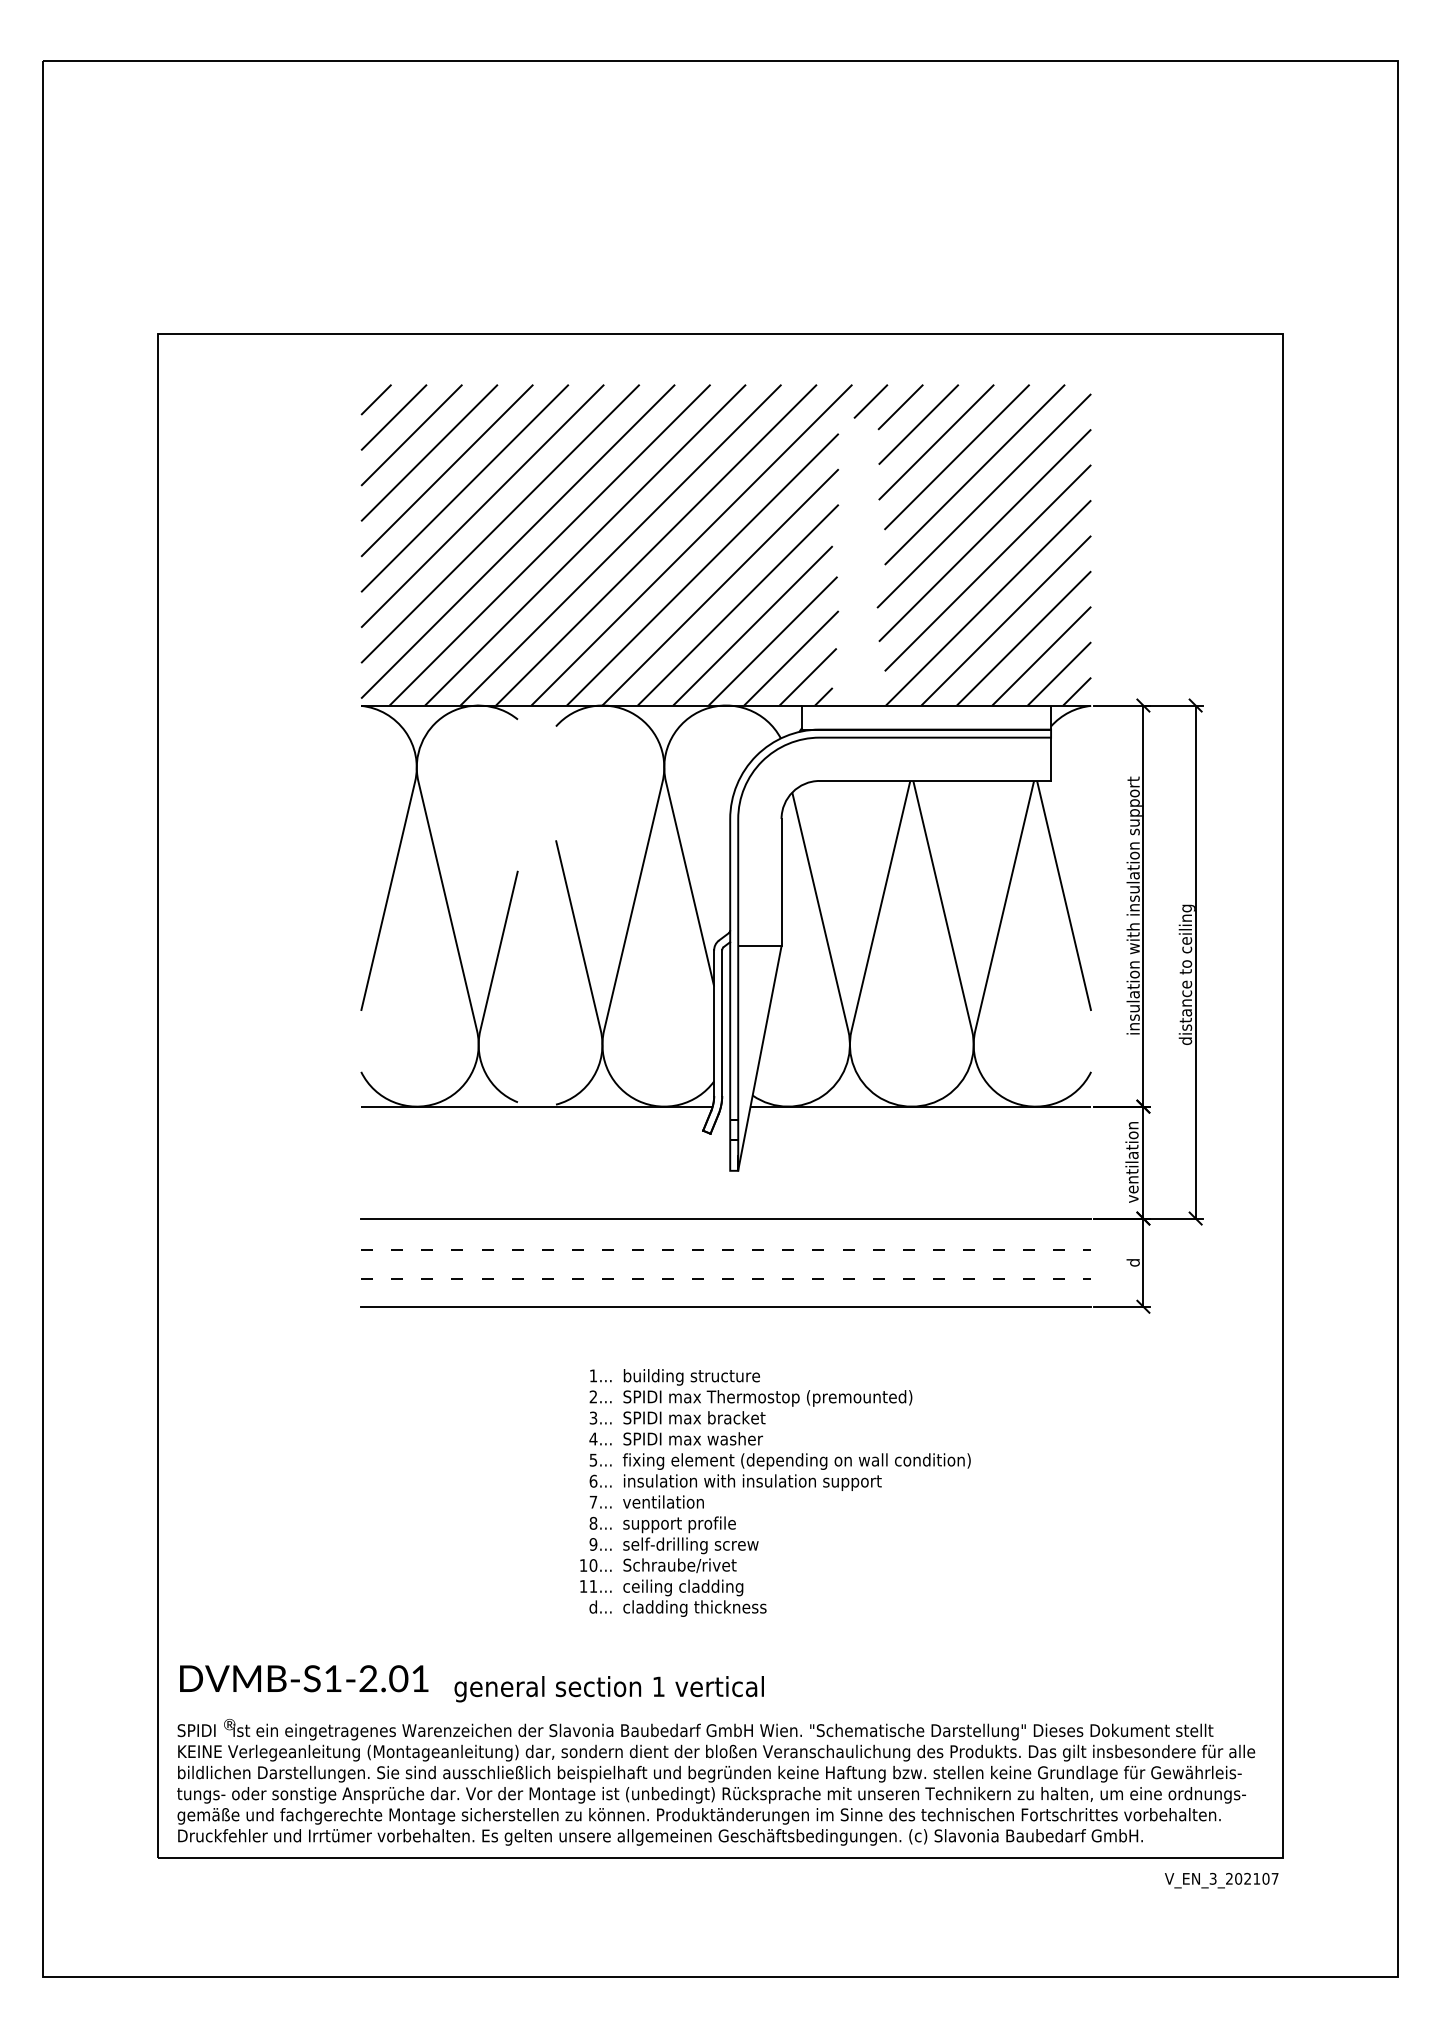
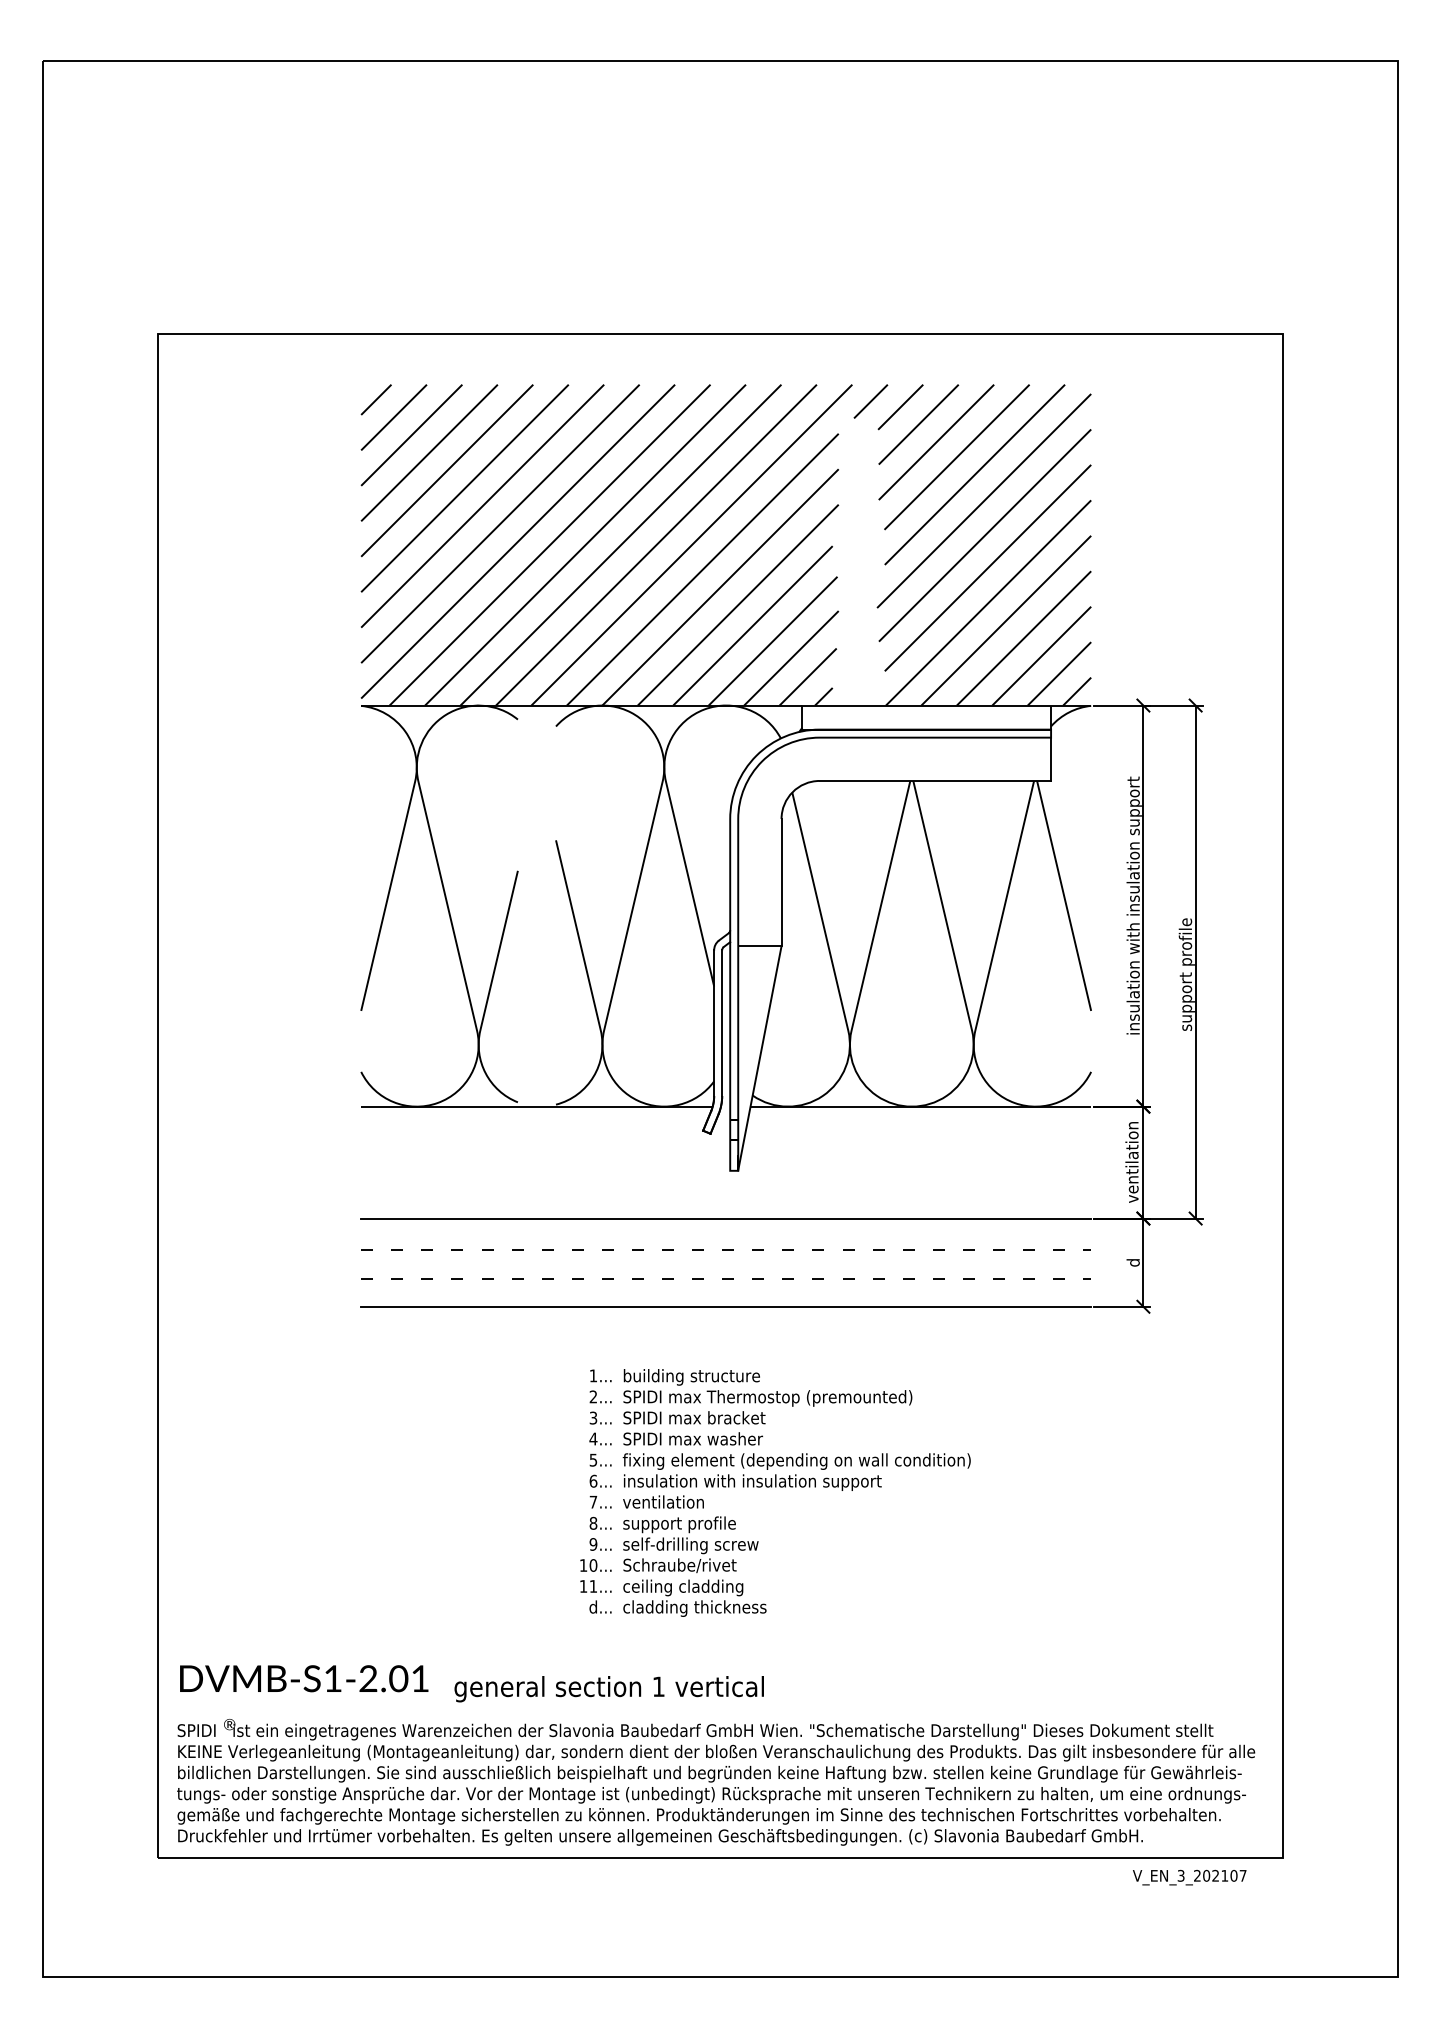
text: distance to ceiling -> support profile (1186, 974)
text position: (1221, 1880) -> (1189, 1877) (1189, 1877)
